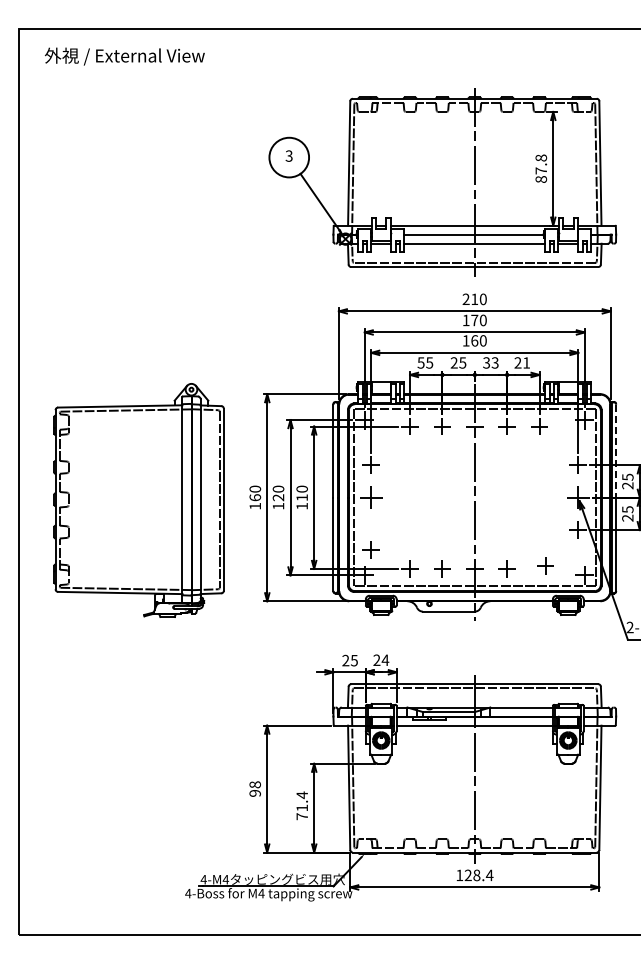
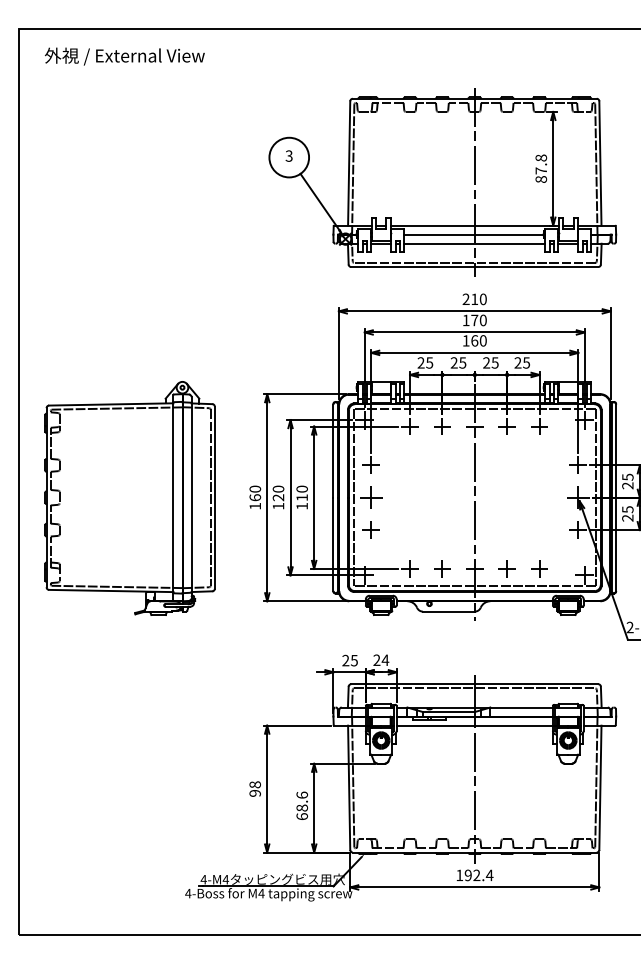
text: 55 -> 25 (420, 362)
text: 33 -> 25 (490, 362)
text: 21 -> 25 (526, 362)
line: dashed -> solid (616, 451)
part position: (138, 500) -> (129, 498) (129, 498)
part position: (370, 549) -> (370, 529) (370, 529)
part position: (545, 565) -> (539, 568) (539, 568)
text: 71.4 -> 68.6 (302, 805)
text: 128.4 -> 192.4 (472, 875)
